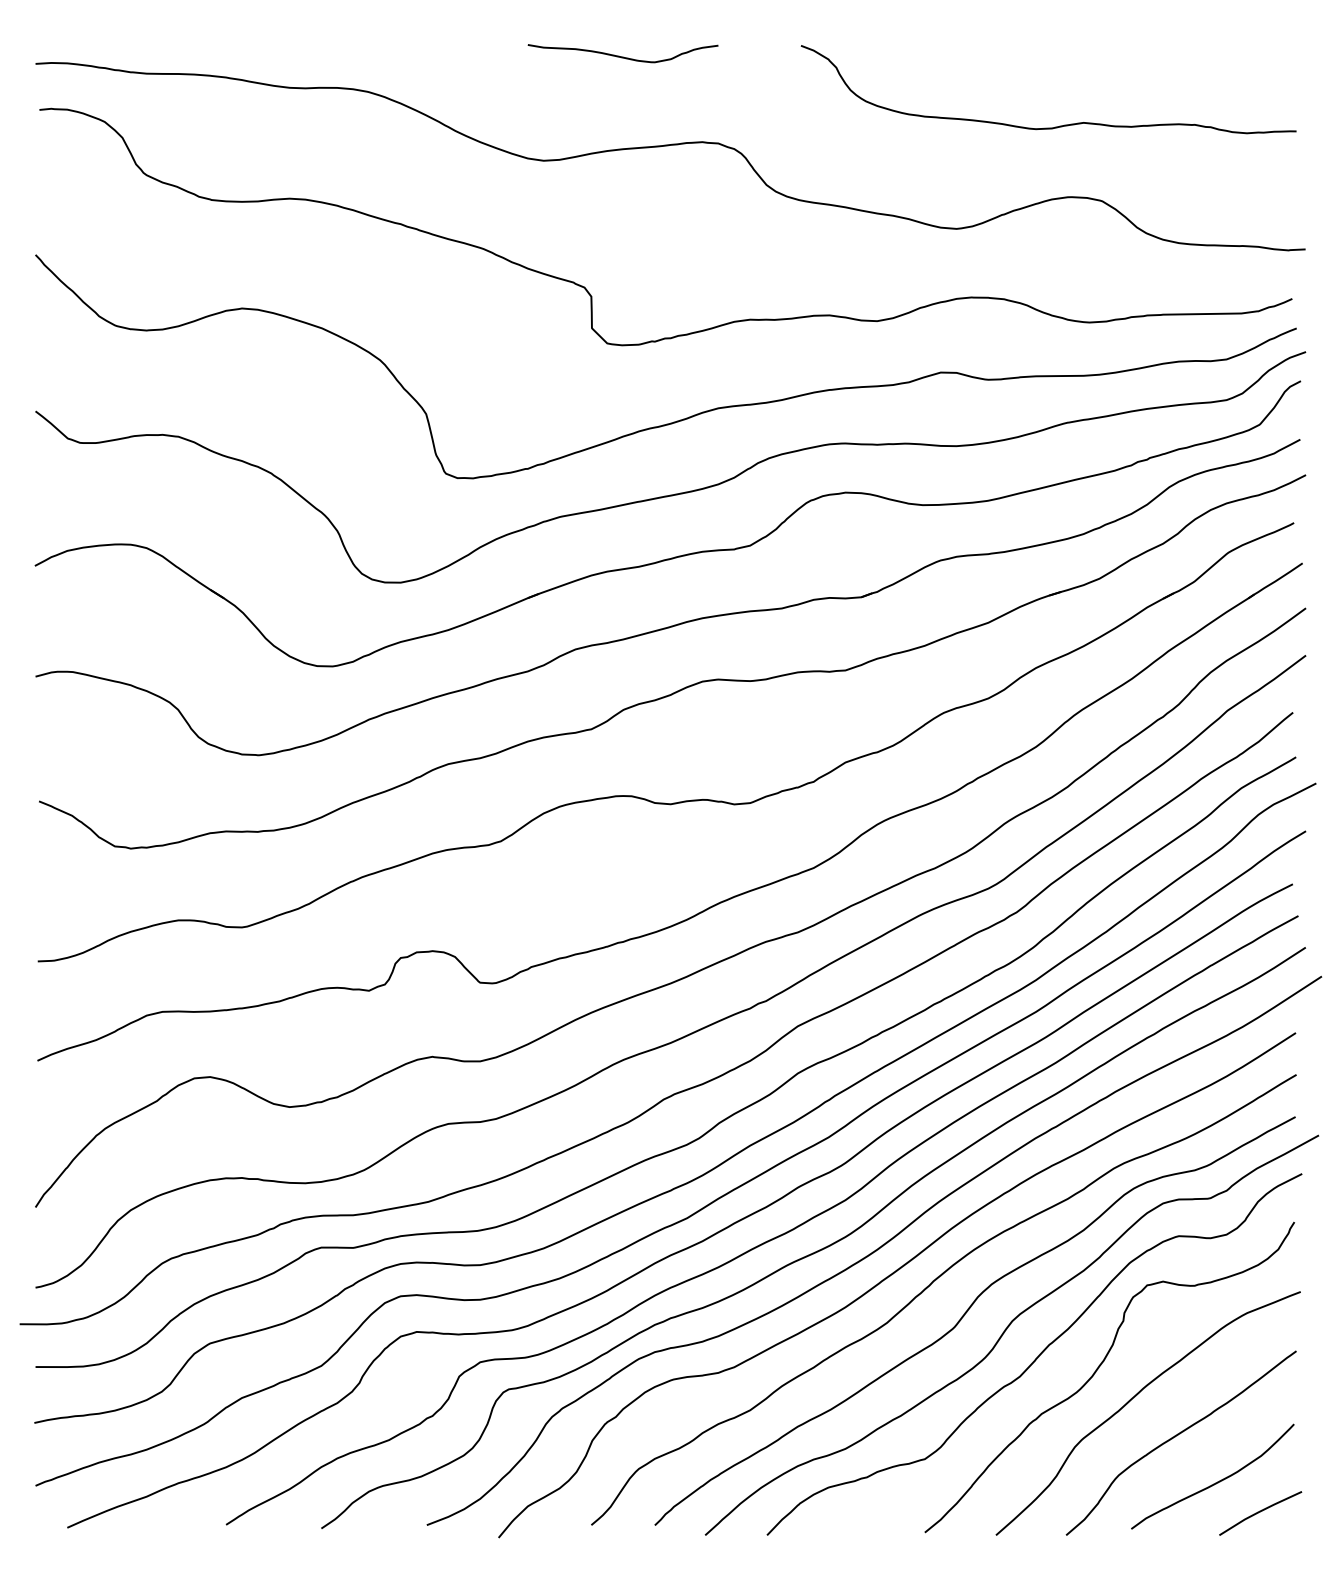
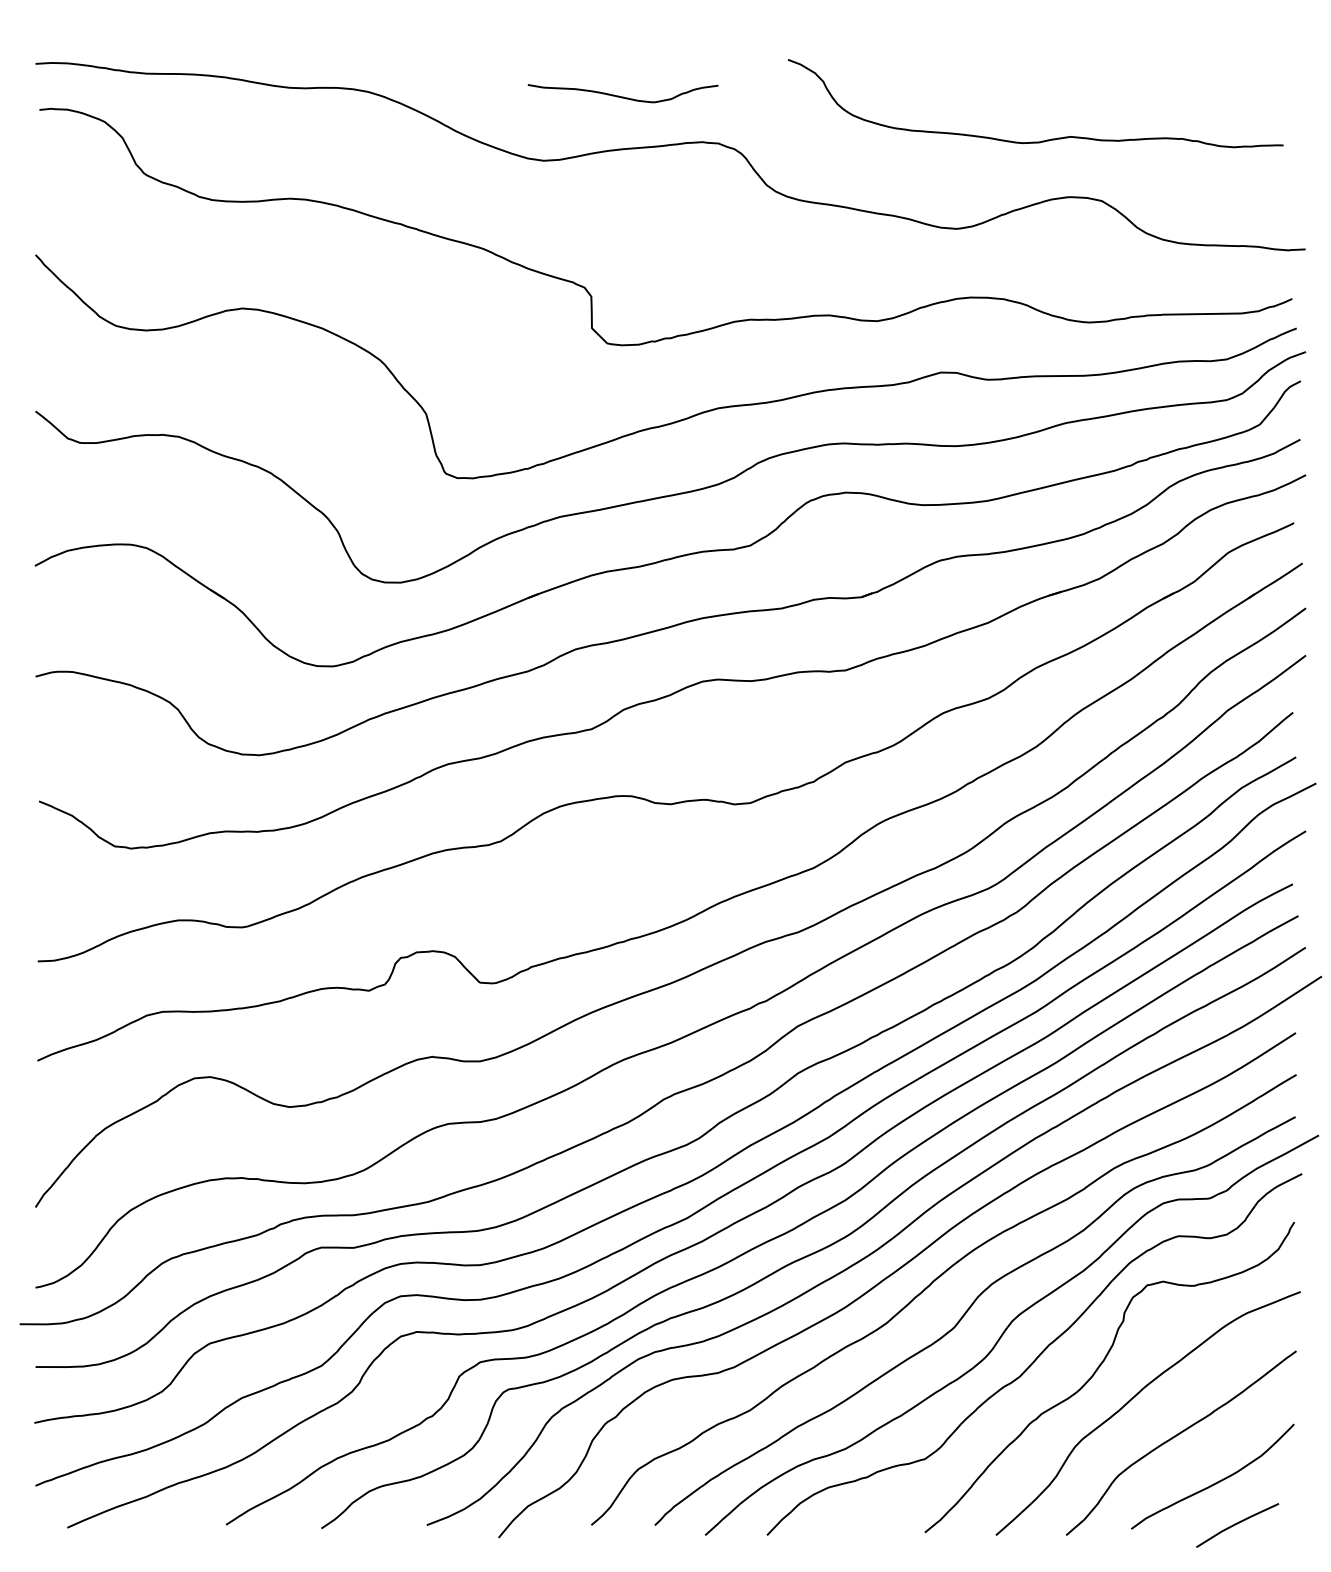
curve position: (622, 56) -> (622, 96) (622, 96)
curve position: (1059, 125) -> (1046, 139) (1046, 139)
line position: (1260, 1512) -> (1237, 1524) (1237, 1524)
